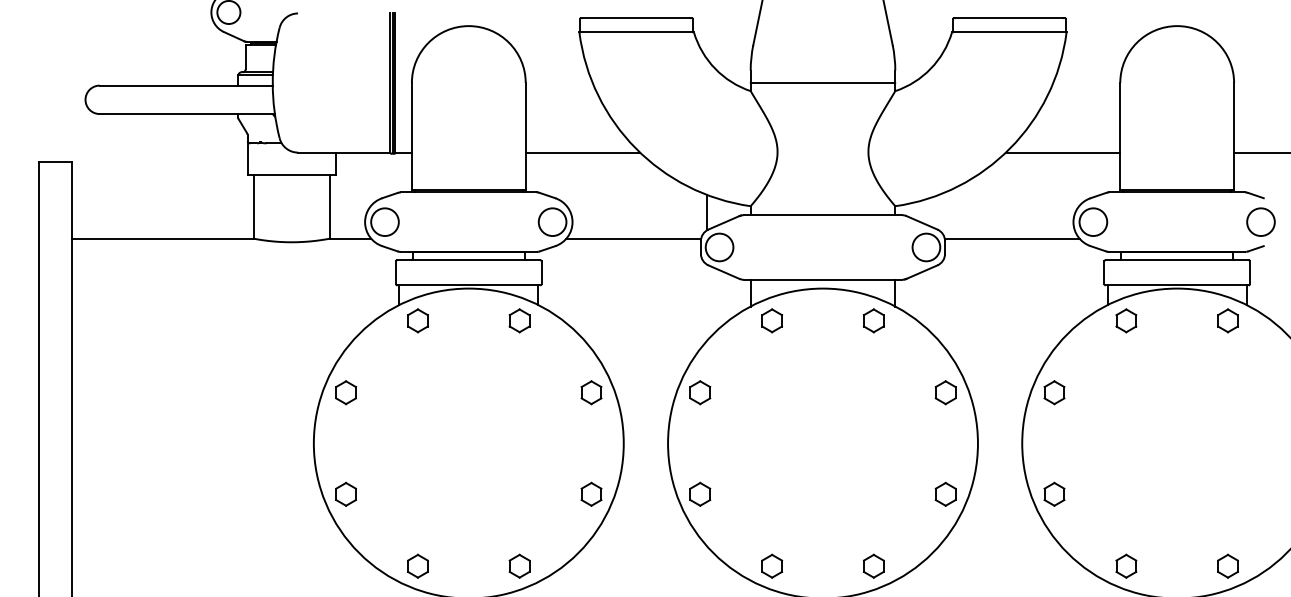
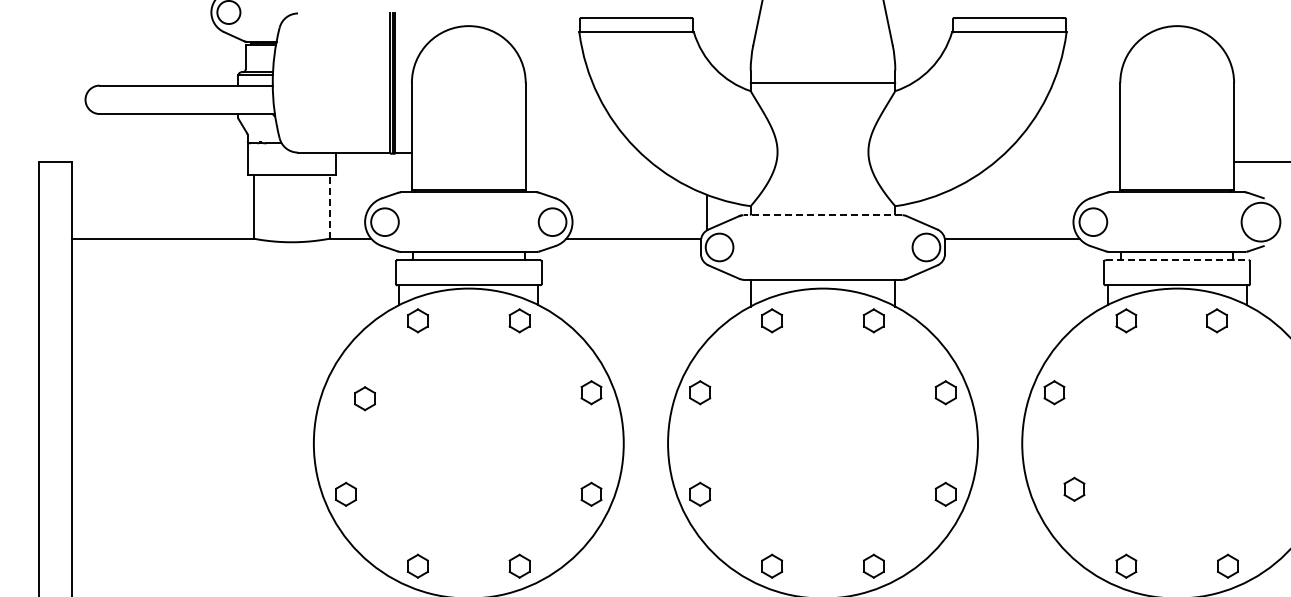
line: present -> none (582, 152)
line: present -> none (1062, 152)
line position: (1260, 152) -> (1260, 161) (1260, 161)
line: solid -> dashed (329, 207)
line: solid -> dashed (822, 215)
circle diameter: 28 px -> 39 px (1260, 221)
line: solid -> dashed (1177, 260)
part position: (1227, 320) -> (1216, 320) (1216, 320)
part position: (345, 392) -> (364, 398) (364, 398)
part position: (1054, 493) -> (1074, 488) (1074, 488)
